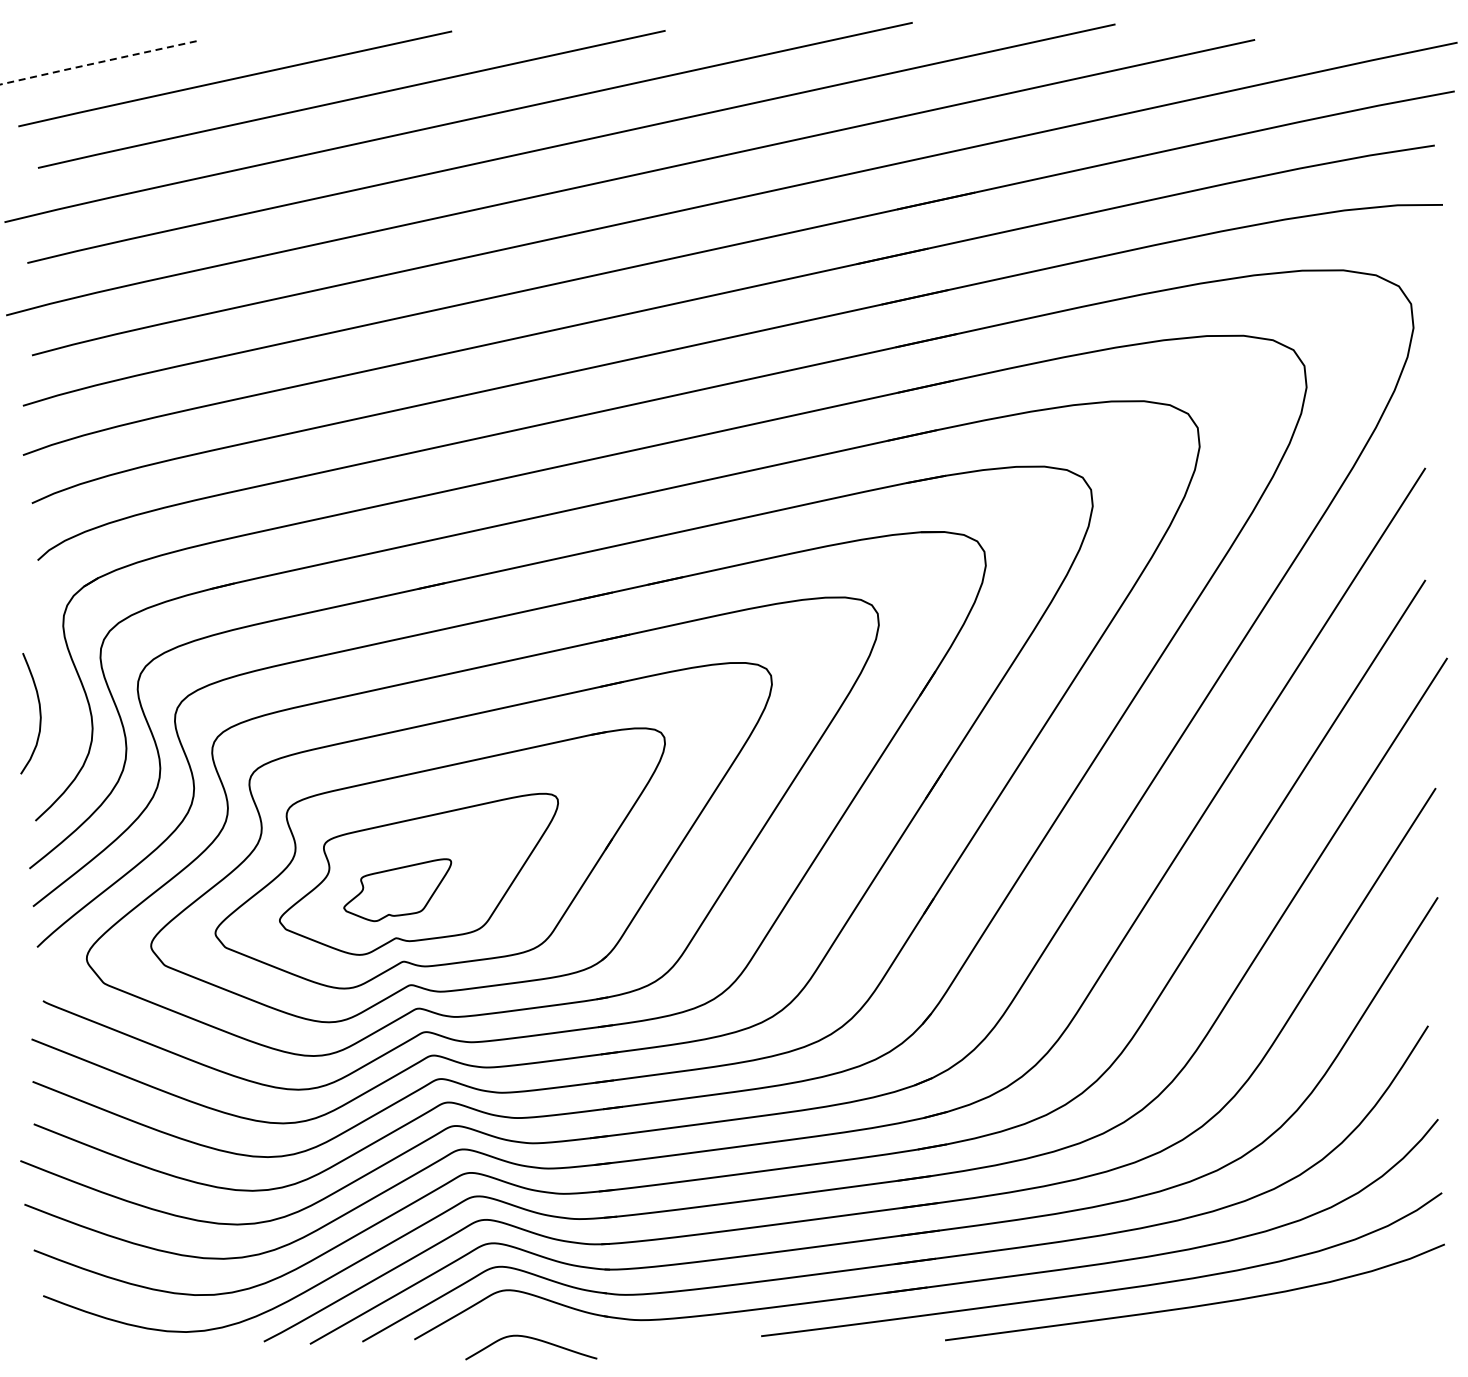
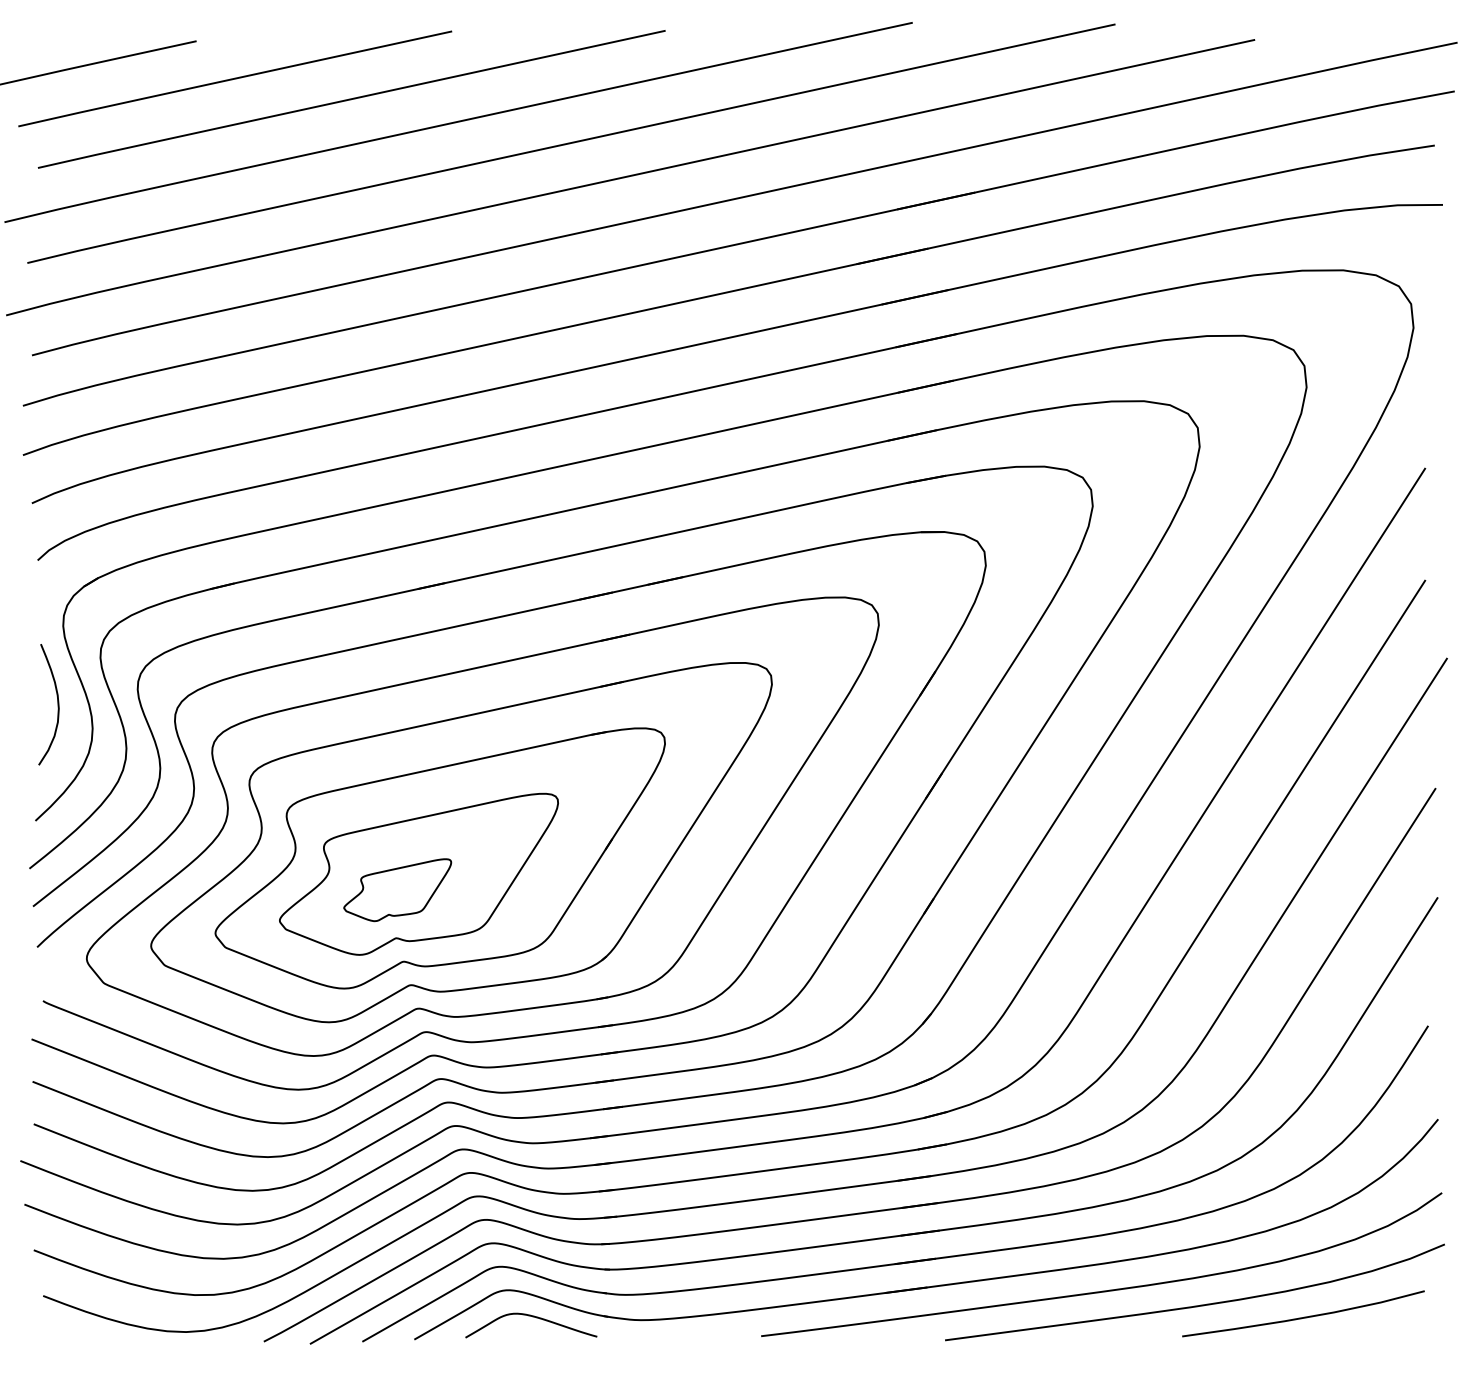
line: dashed -> solid (98, 62)
curve position: (39, 713) -> (57, 704) (57, 704)
curve: none -> present (1304, 1316)
curve position: (532, 1339) -> (532, 1317) (532, 1317)
